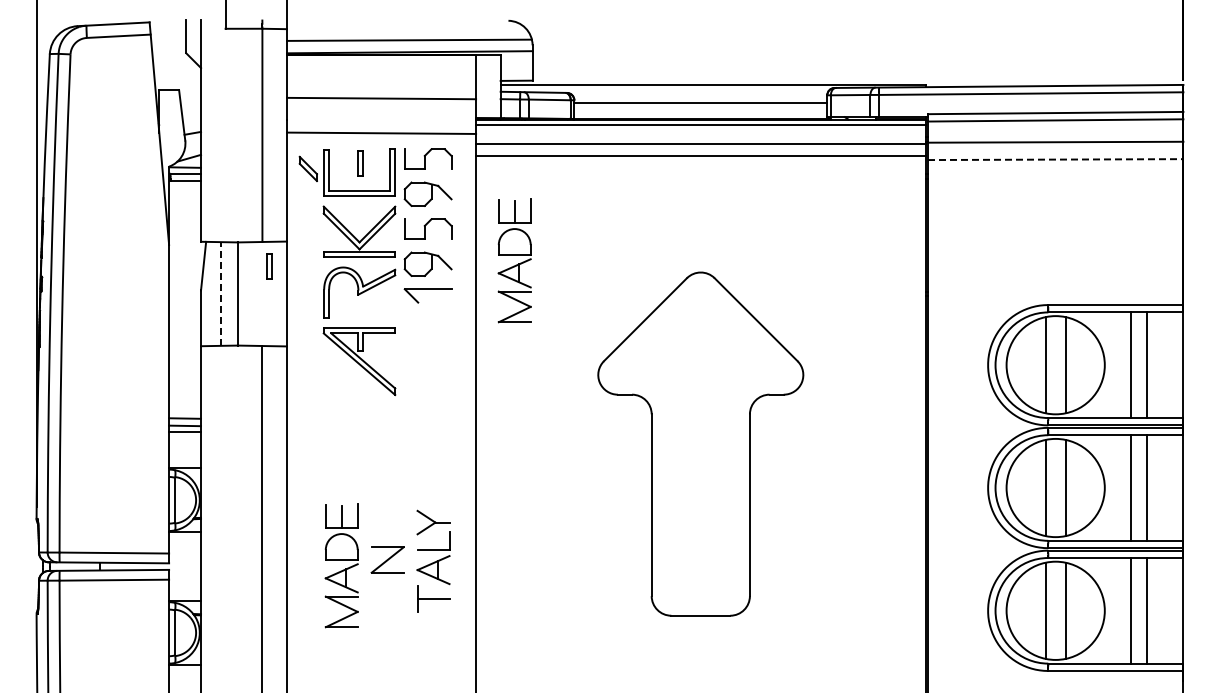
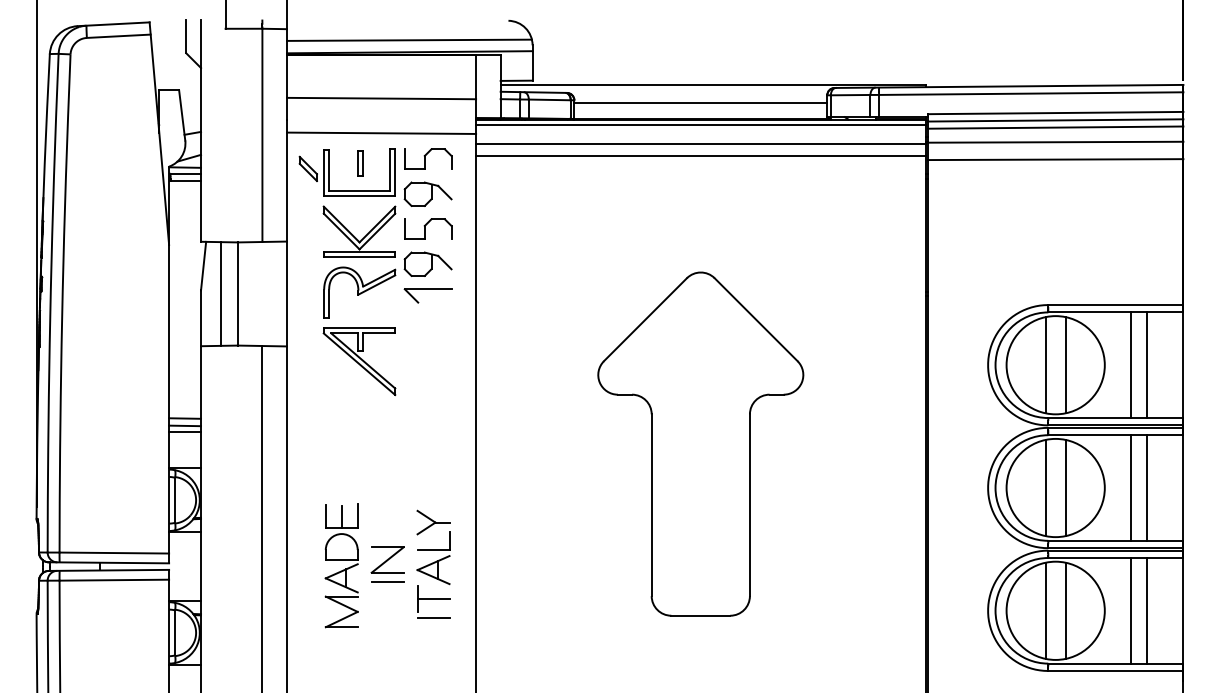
line: none -> present (1055, 127)
line: dashed -> solid (1055, 159)
part: present -> none (514, 260)
part: present -> none (269, 266)
line: dashed -> solid (220, 294)
line: none -> present (387, 582)
line: none -> present (433, 618)
